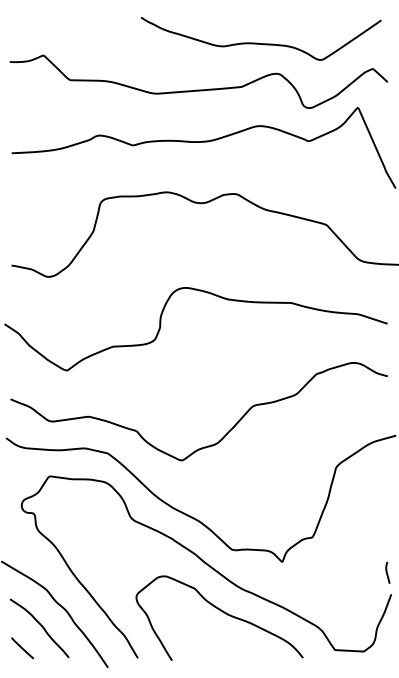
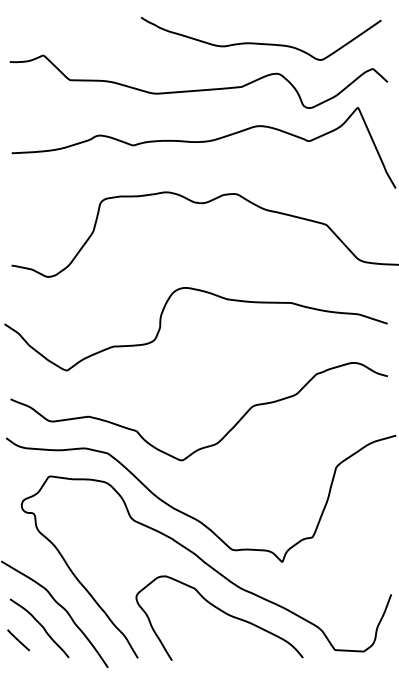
curve: present -> none (387, 572)
line position: (22, 648) -> (18, 640) (18, 640)
